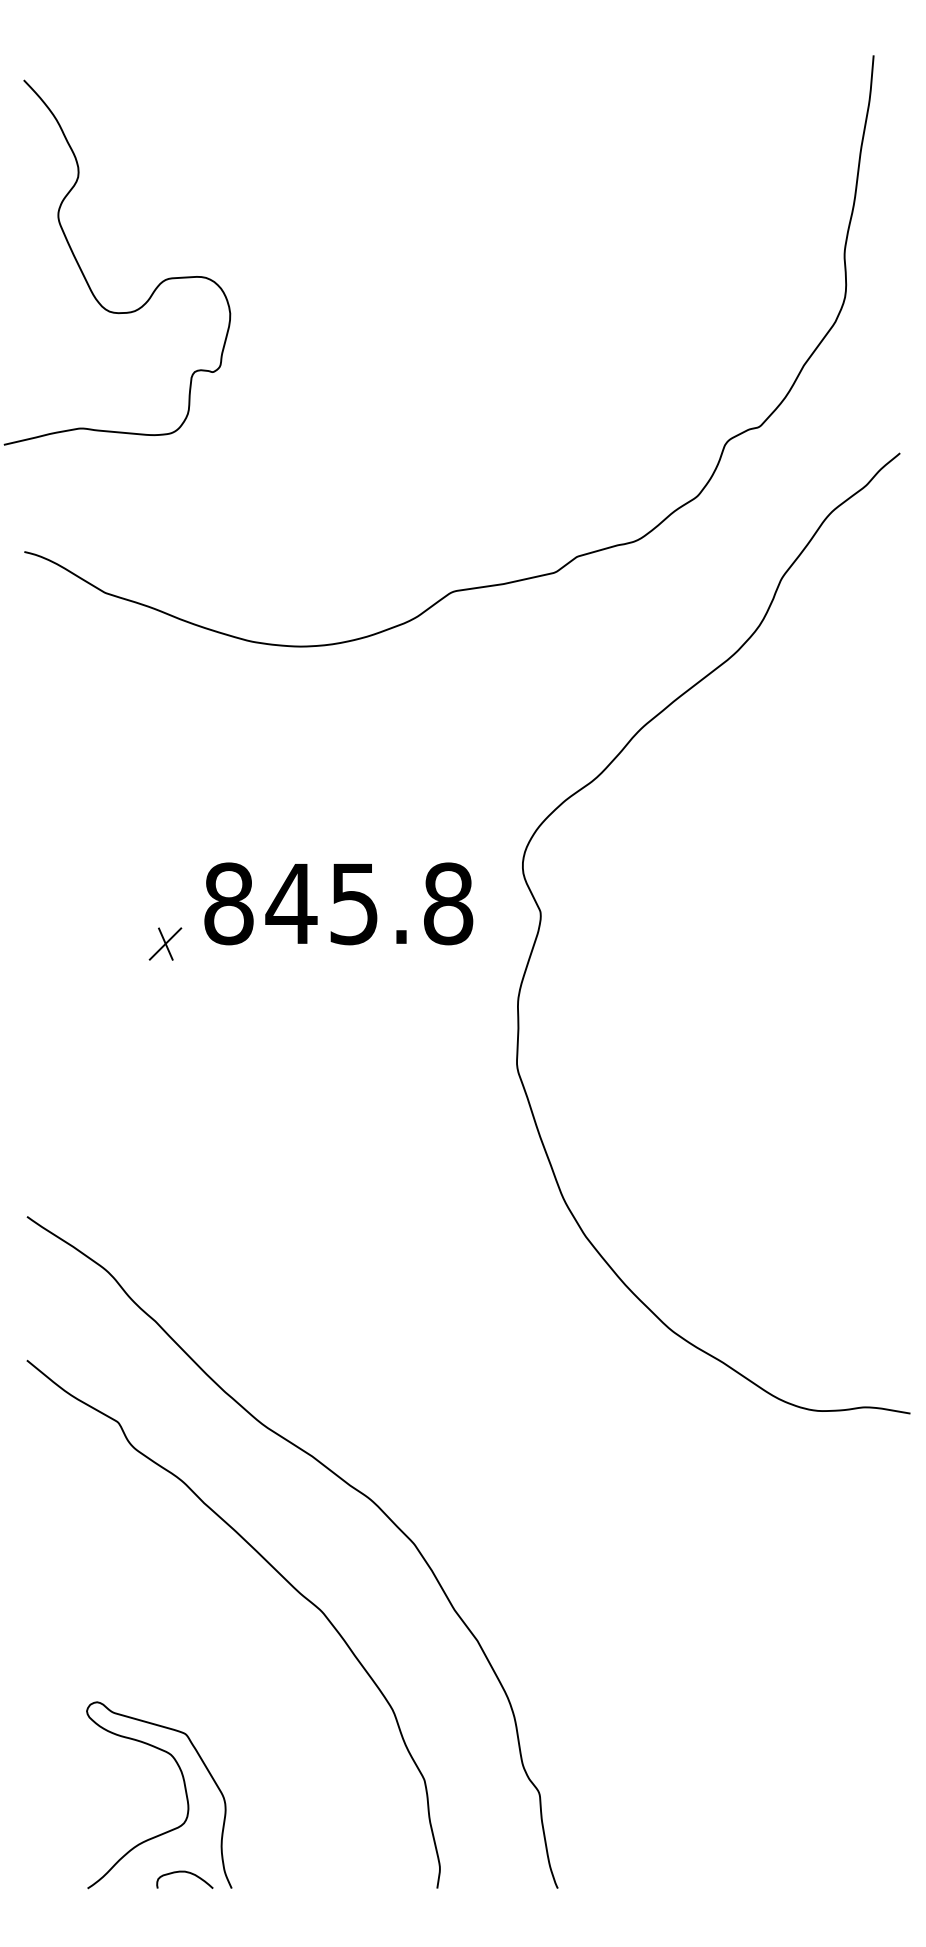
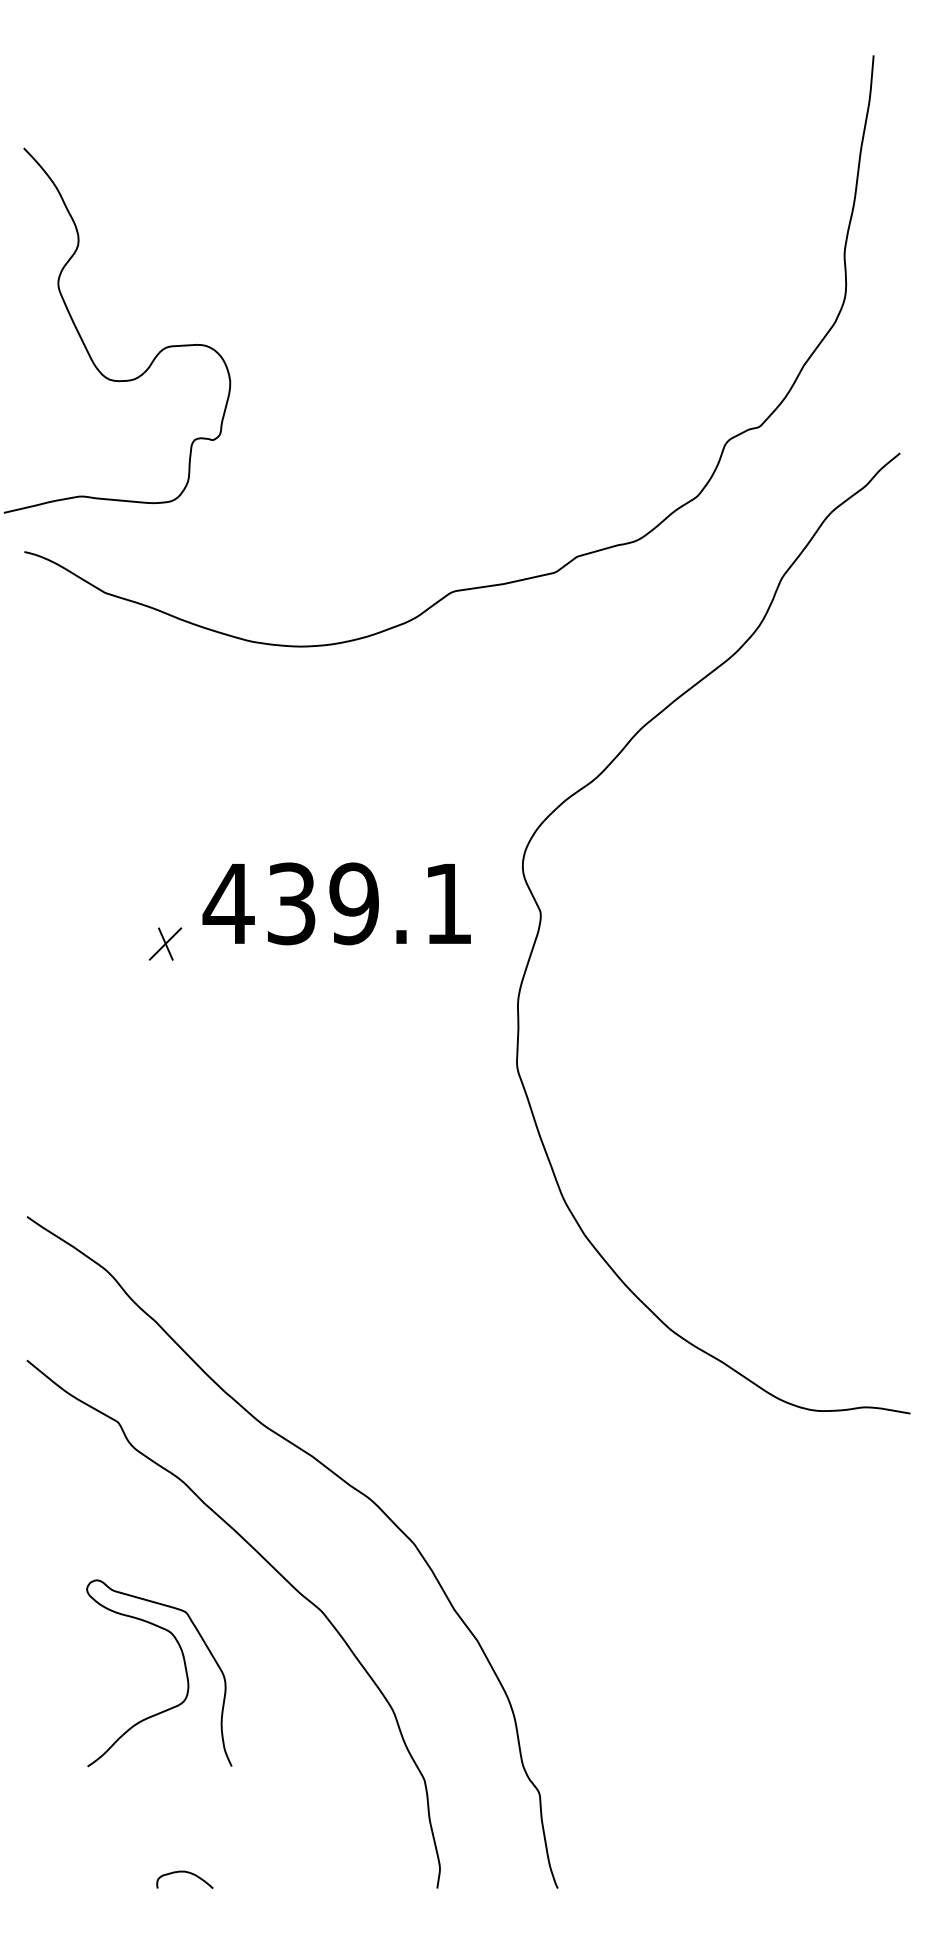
curve position: (86, 278) -> (86, 346) (86, 346)
text: 845.8 -> 439.1 (337, 903)
curve position: (184, 1789) -> (184, 1667) (184, 1667)
